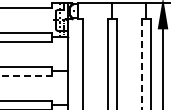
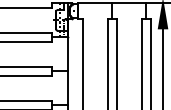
line: dashed -> solid (141, 64)
line: dashed -> solid (26, 75)
